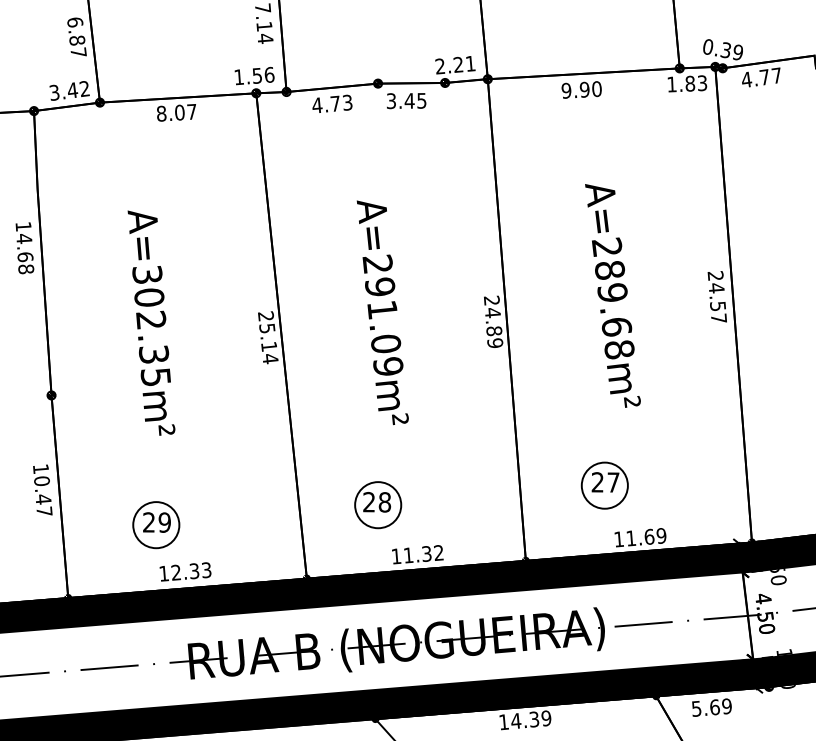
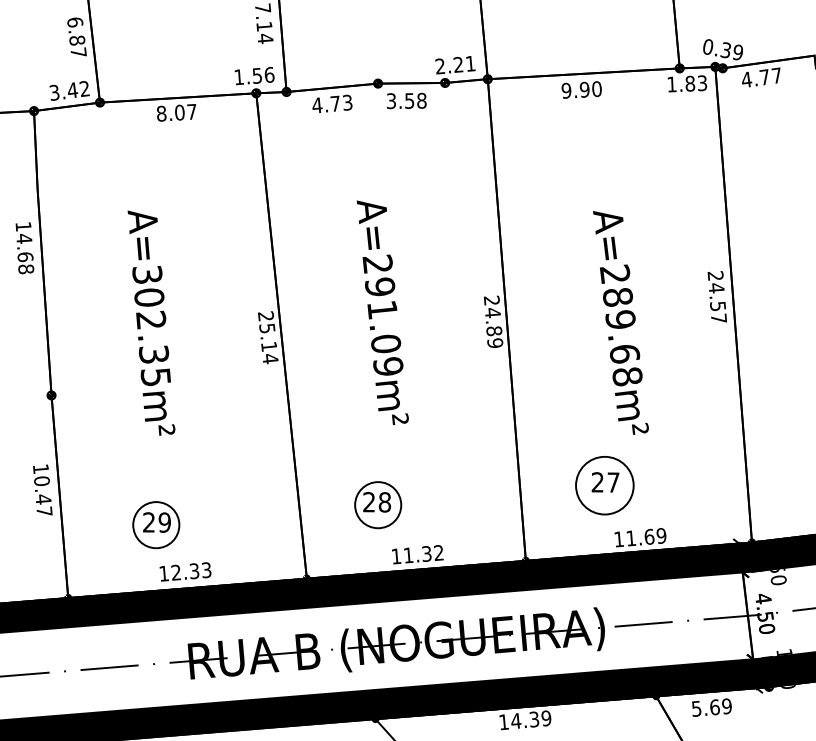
text: 3.45 -> 3.58 (415, 100)
text position: (612, 295) -> (620, 322) (620, 322)
circle diameter: 46 px -> 58 px (604, 485)
